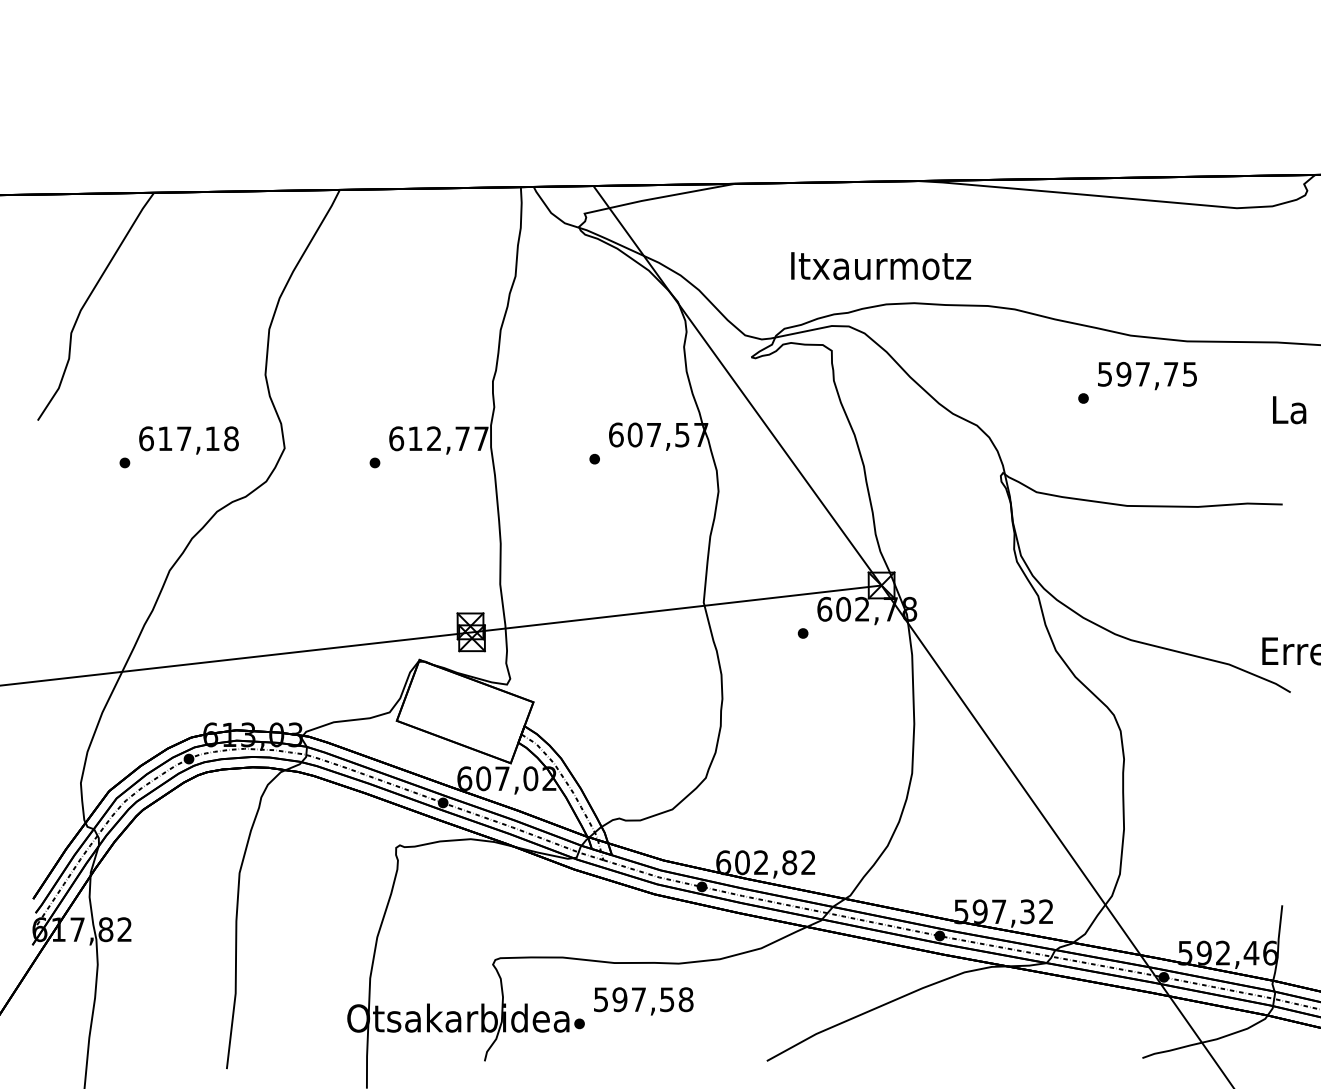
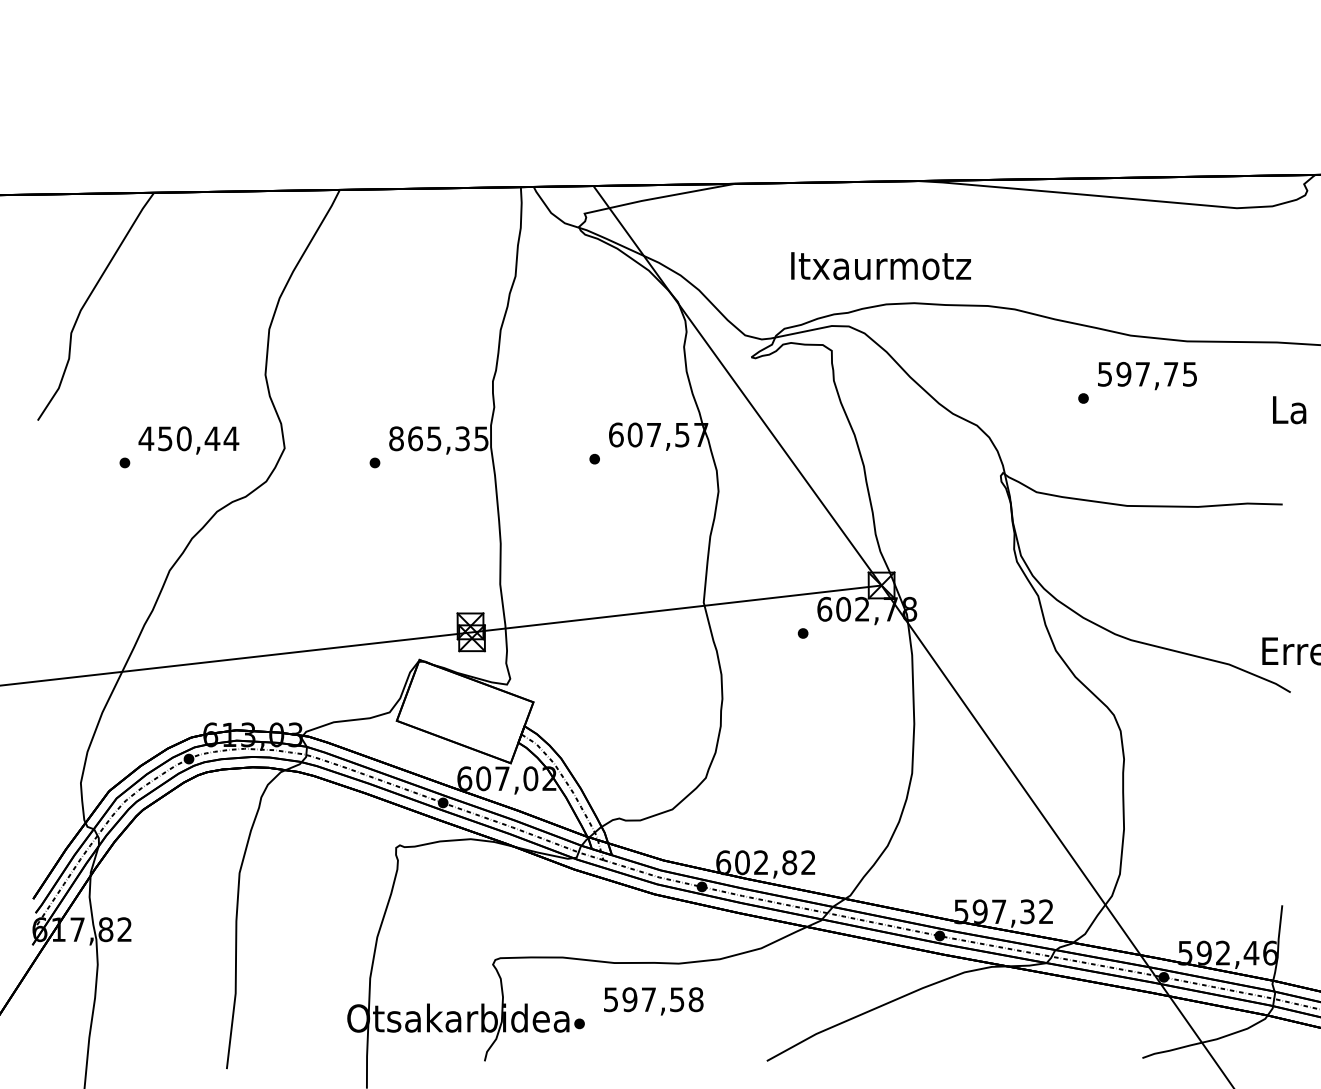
text: 617,18 -> 450,44 (188, 438)
text: 612,77 -> 865,35 (438, 438)
text position: (643, 1001) -> (653, 1001) (653, 1001)
